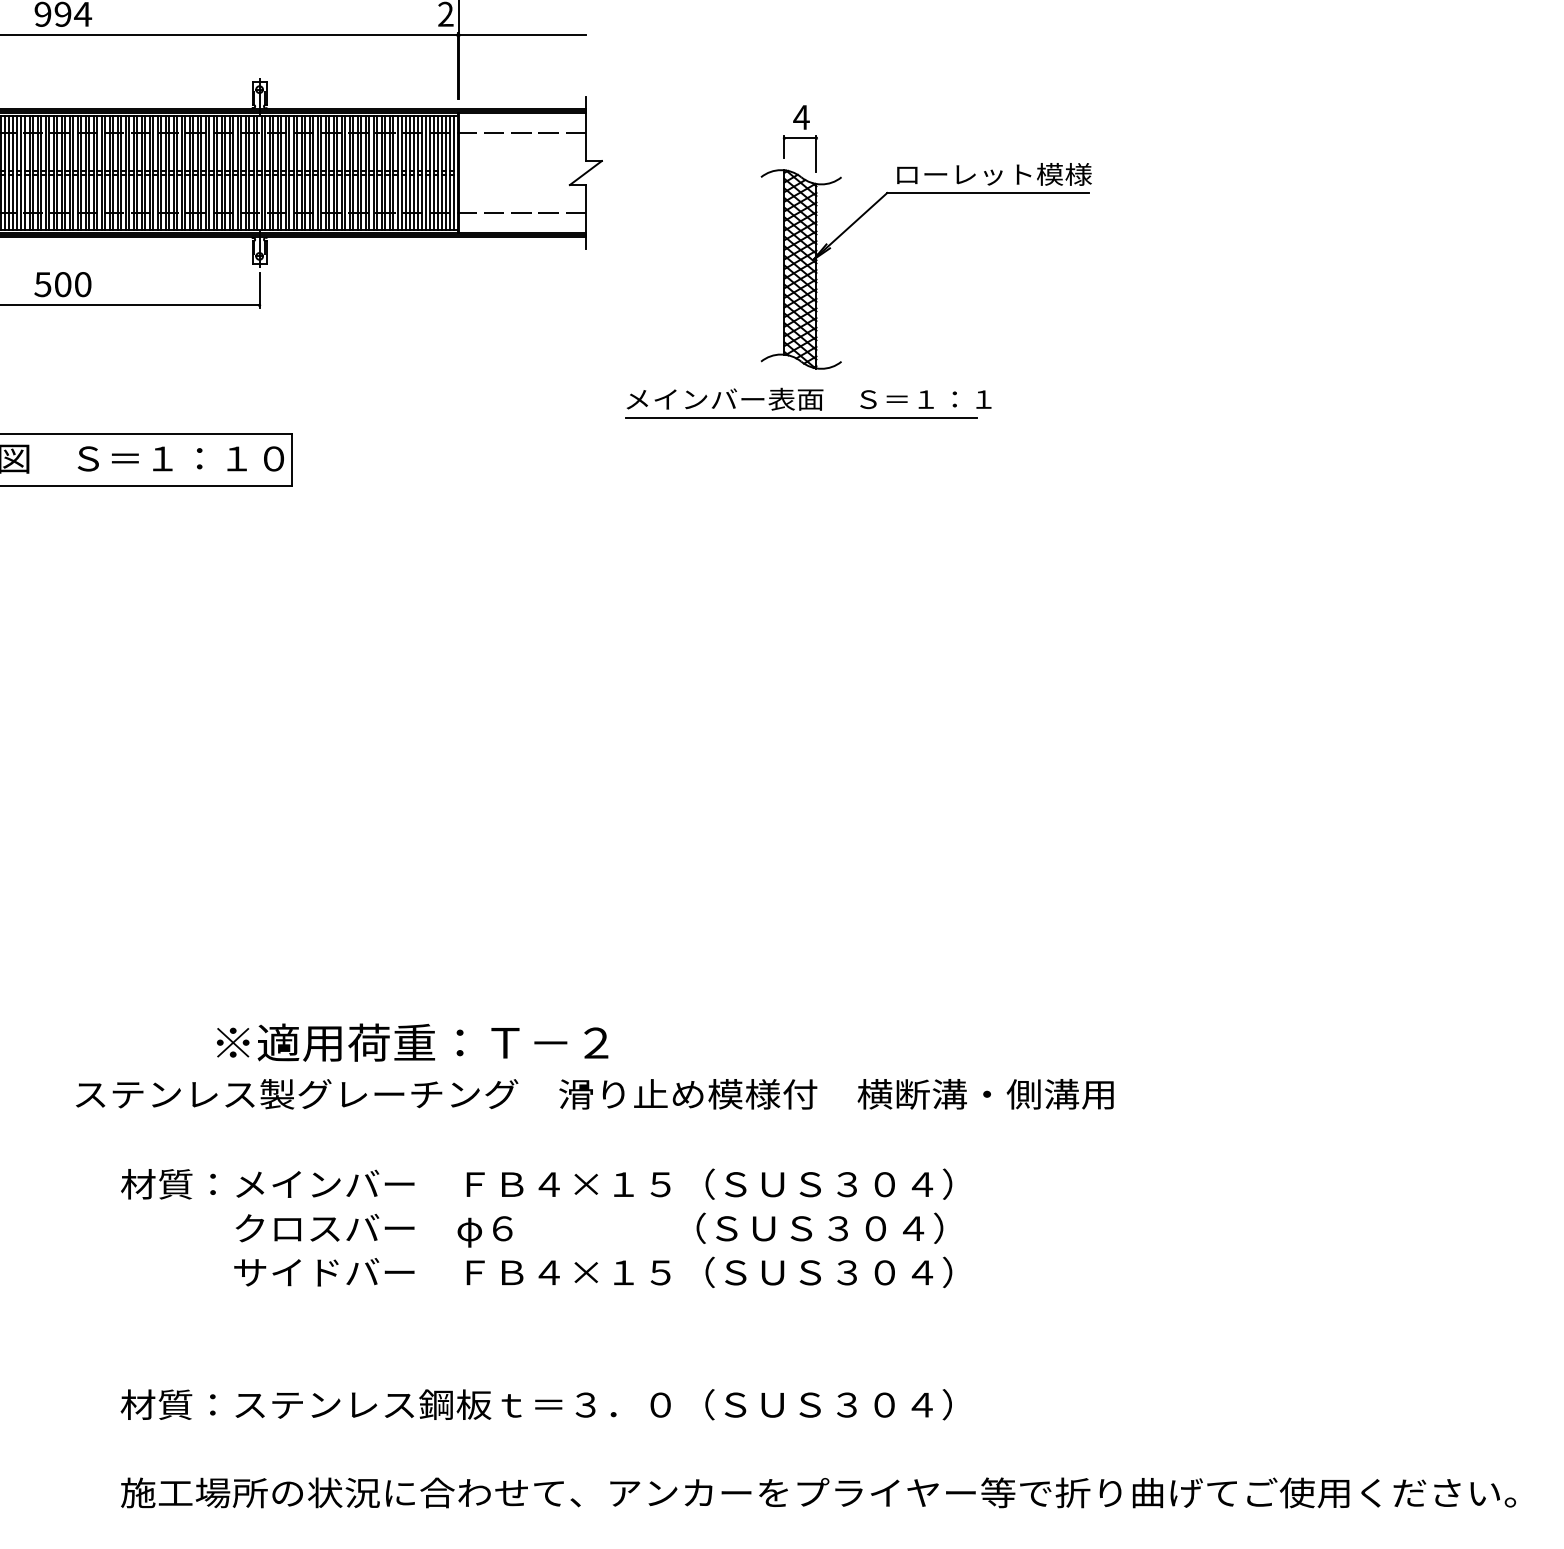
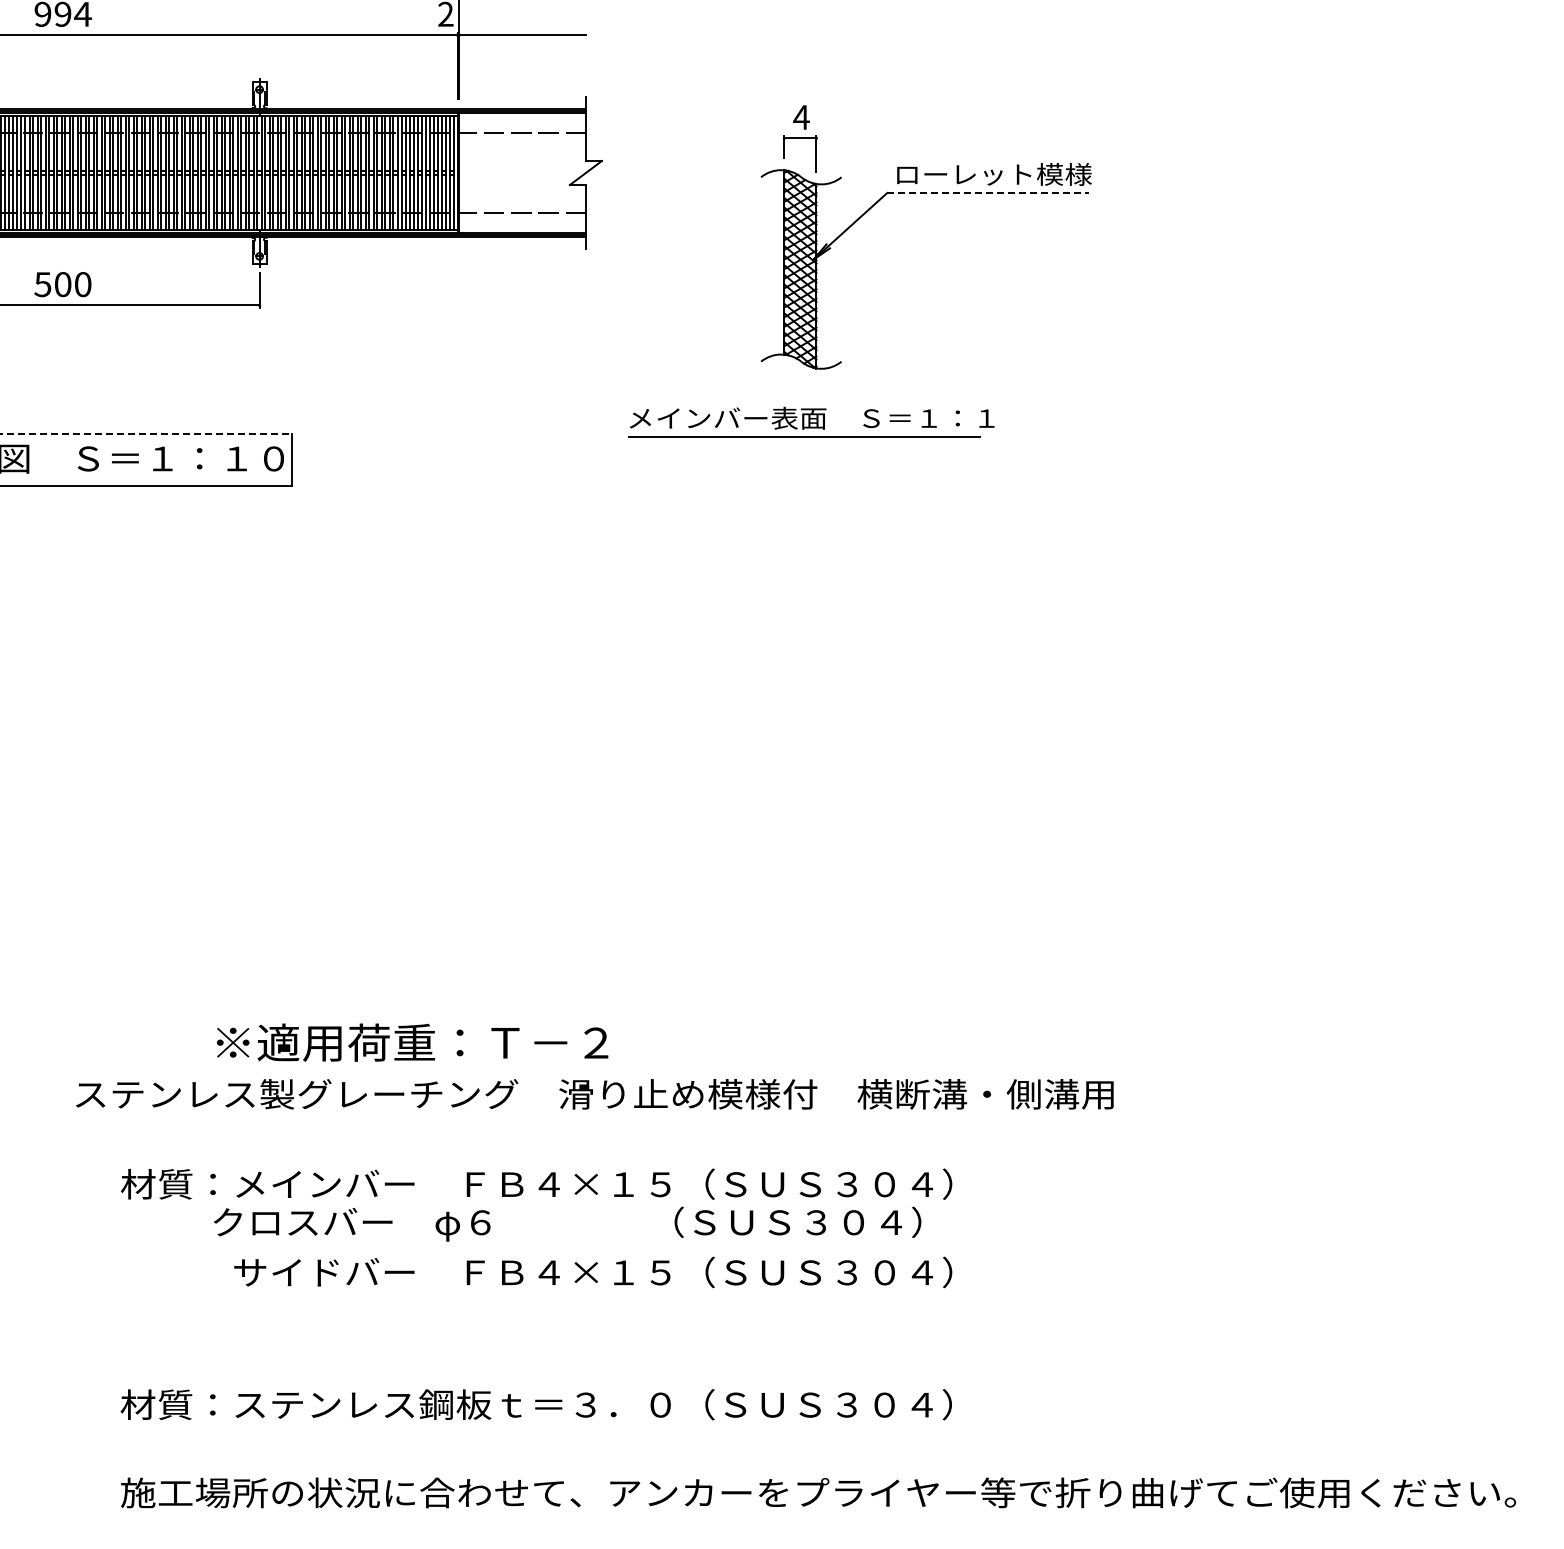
line: solid -> dashed (988, 193)
part position: (808, 402) -> (811, 421) (811, 421)
line: solid -> dashed (146, 433)
text position: (589, 1229) -> (567, 1223) (567, 1223)
